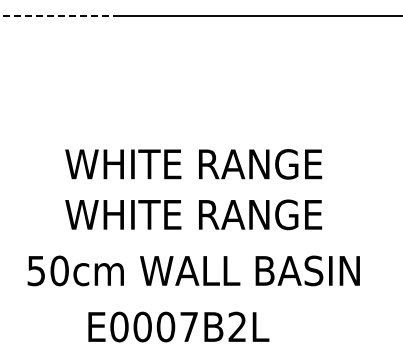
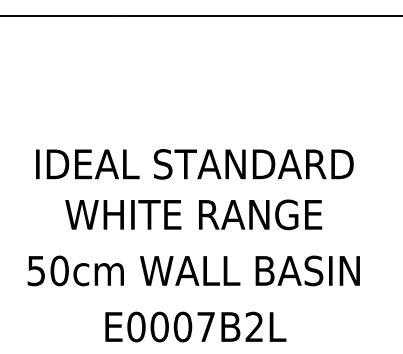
line: dashed -> solid (59, 15)
text: WHITE RANGE -> IDEAL STANDARD (194, 164)
text position: (178, 326) -> (195, 326) (195, 326)
